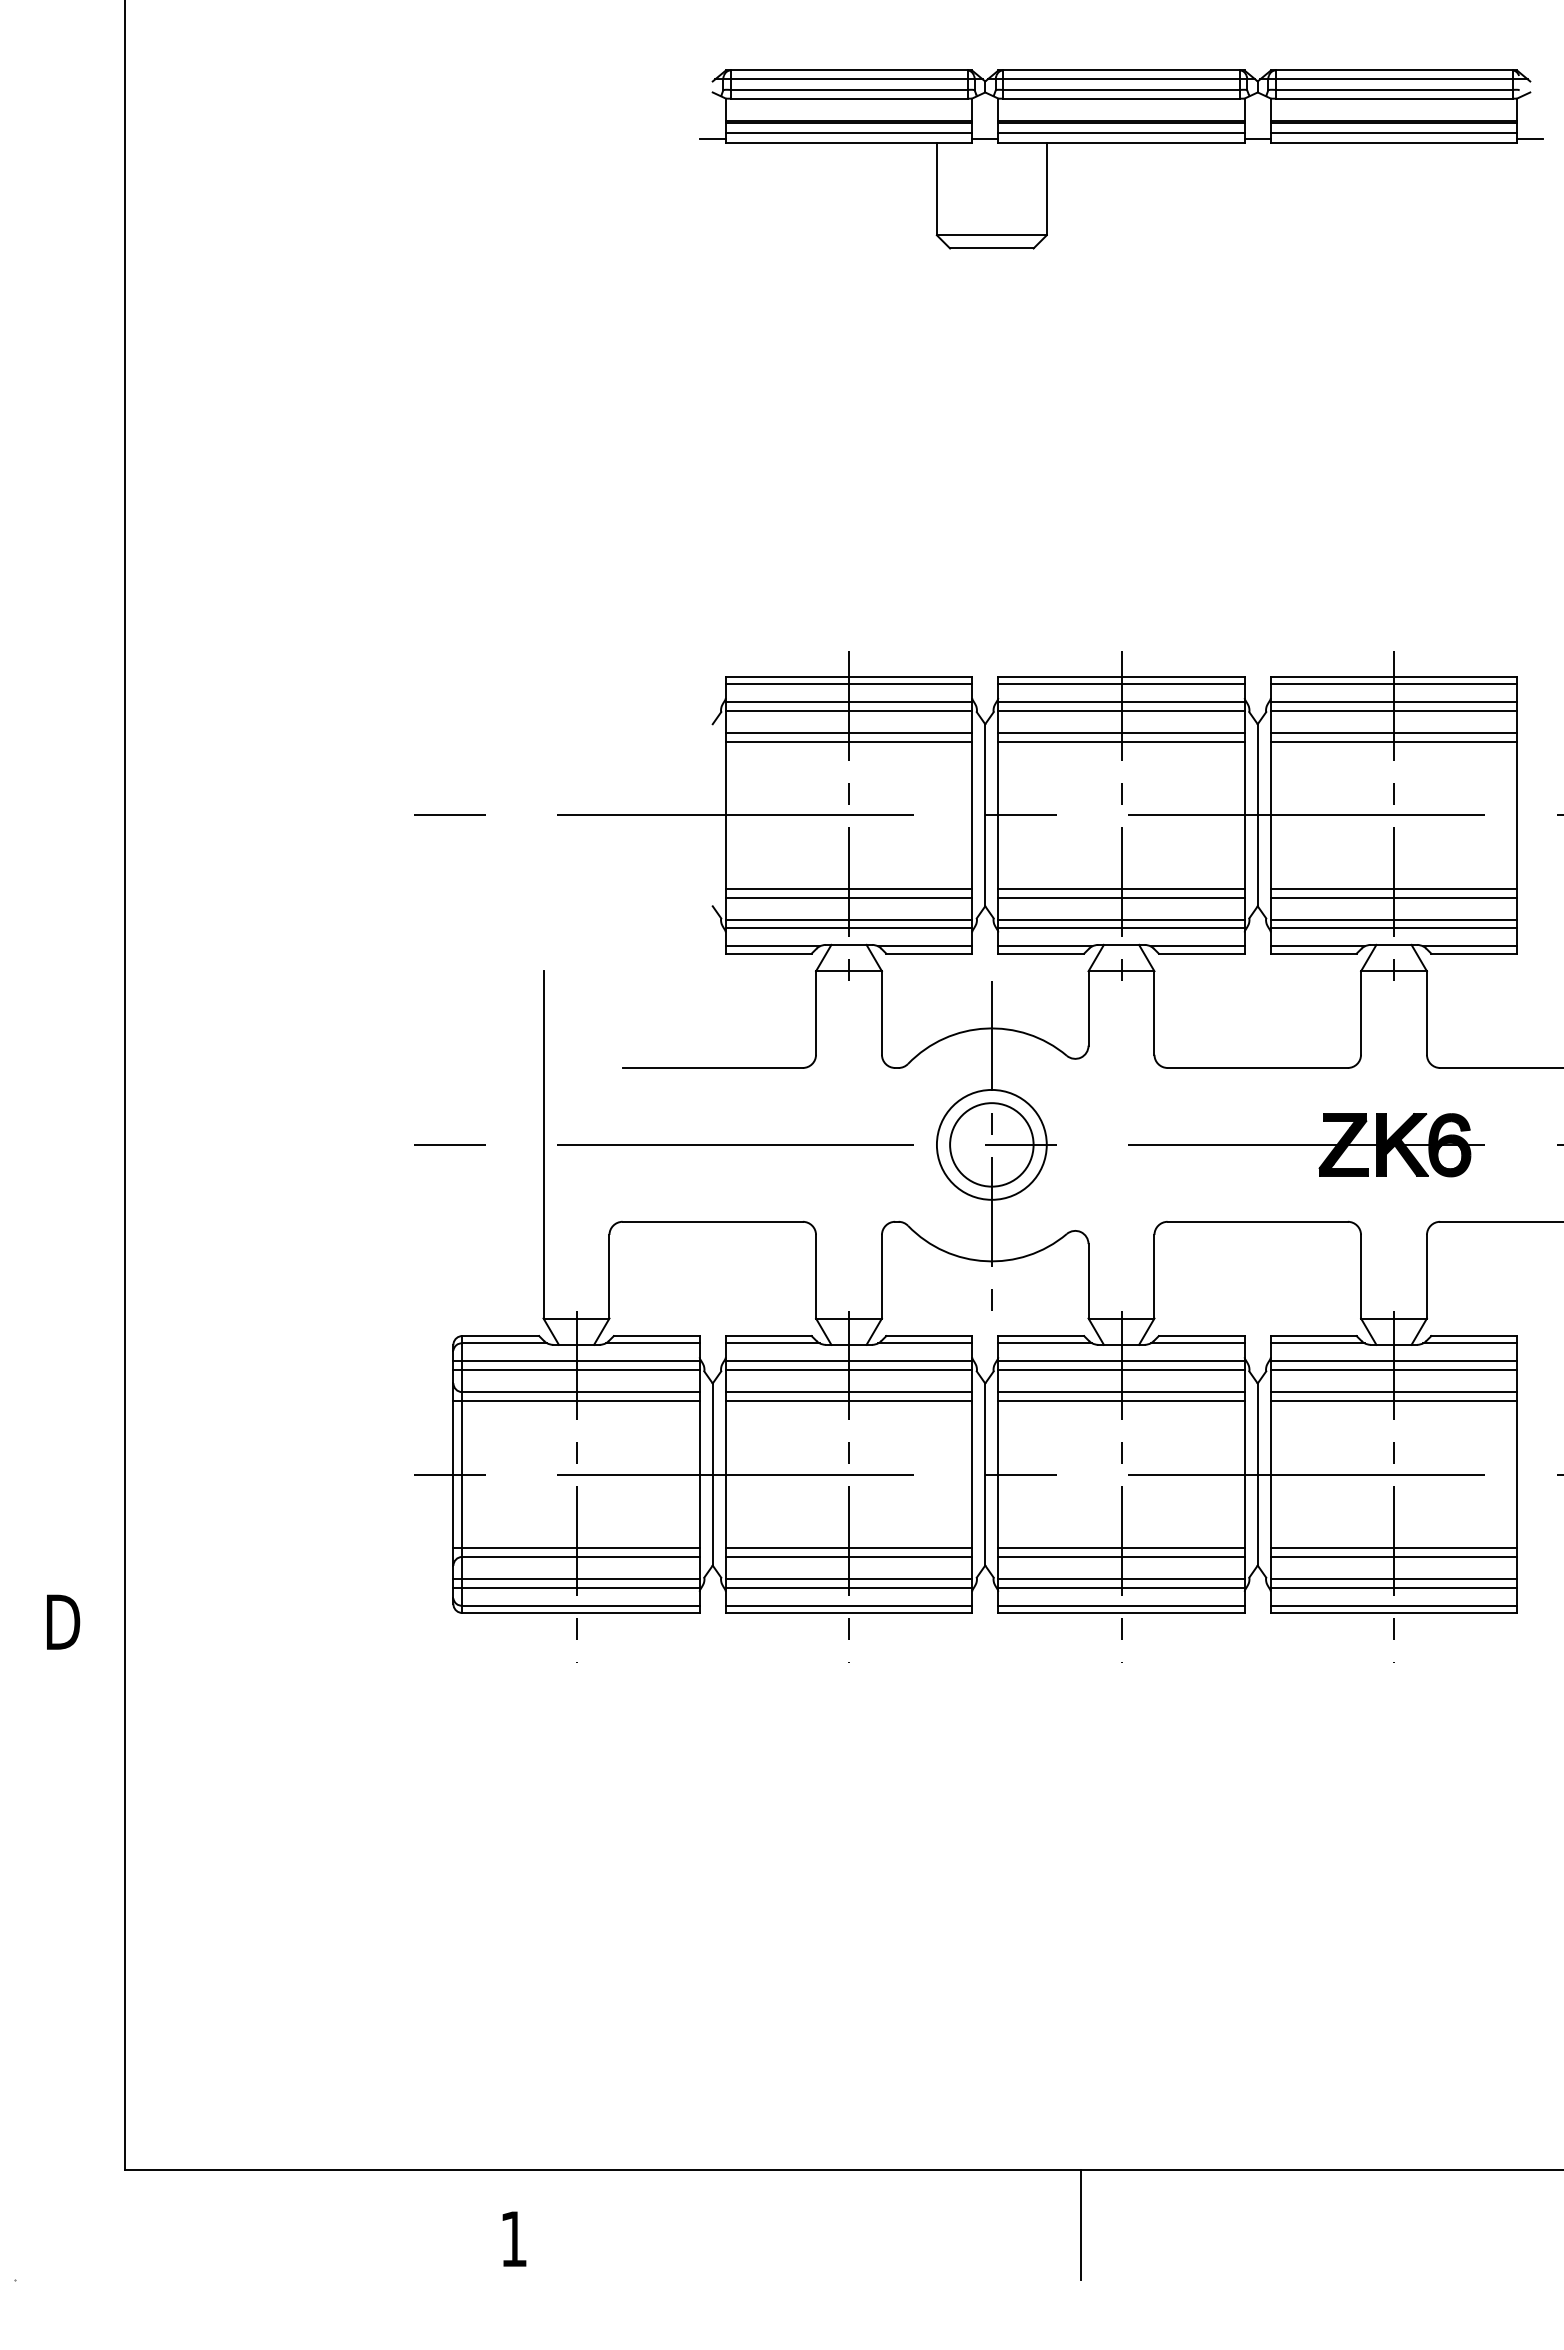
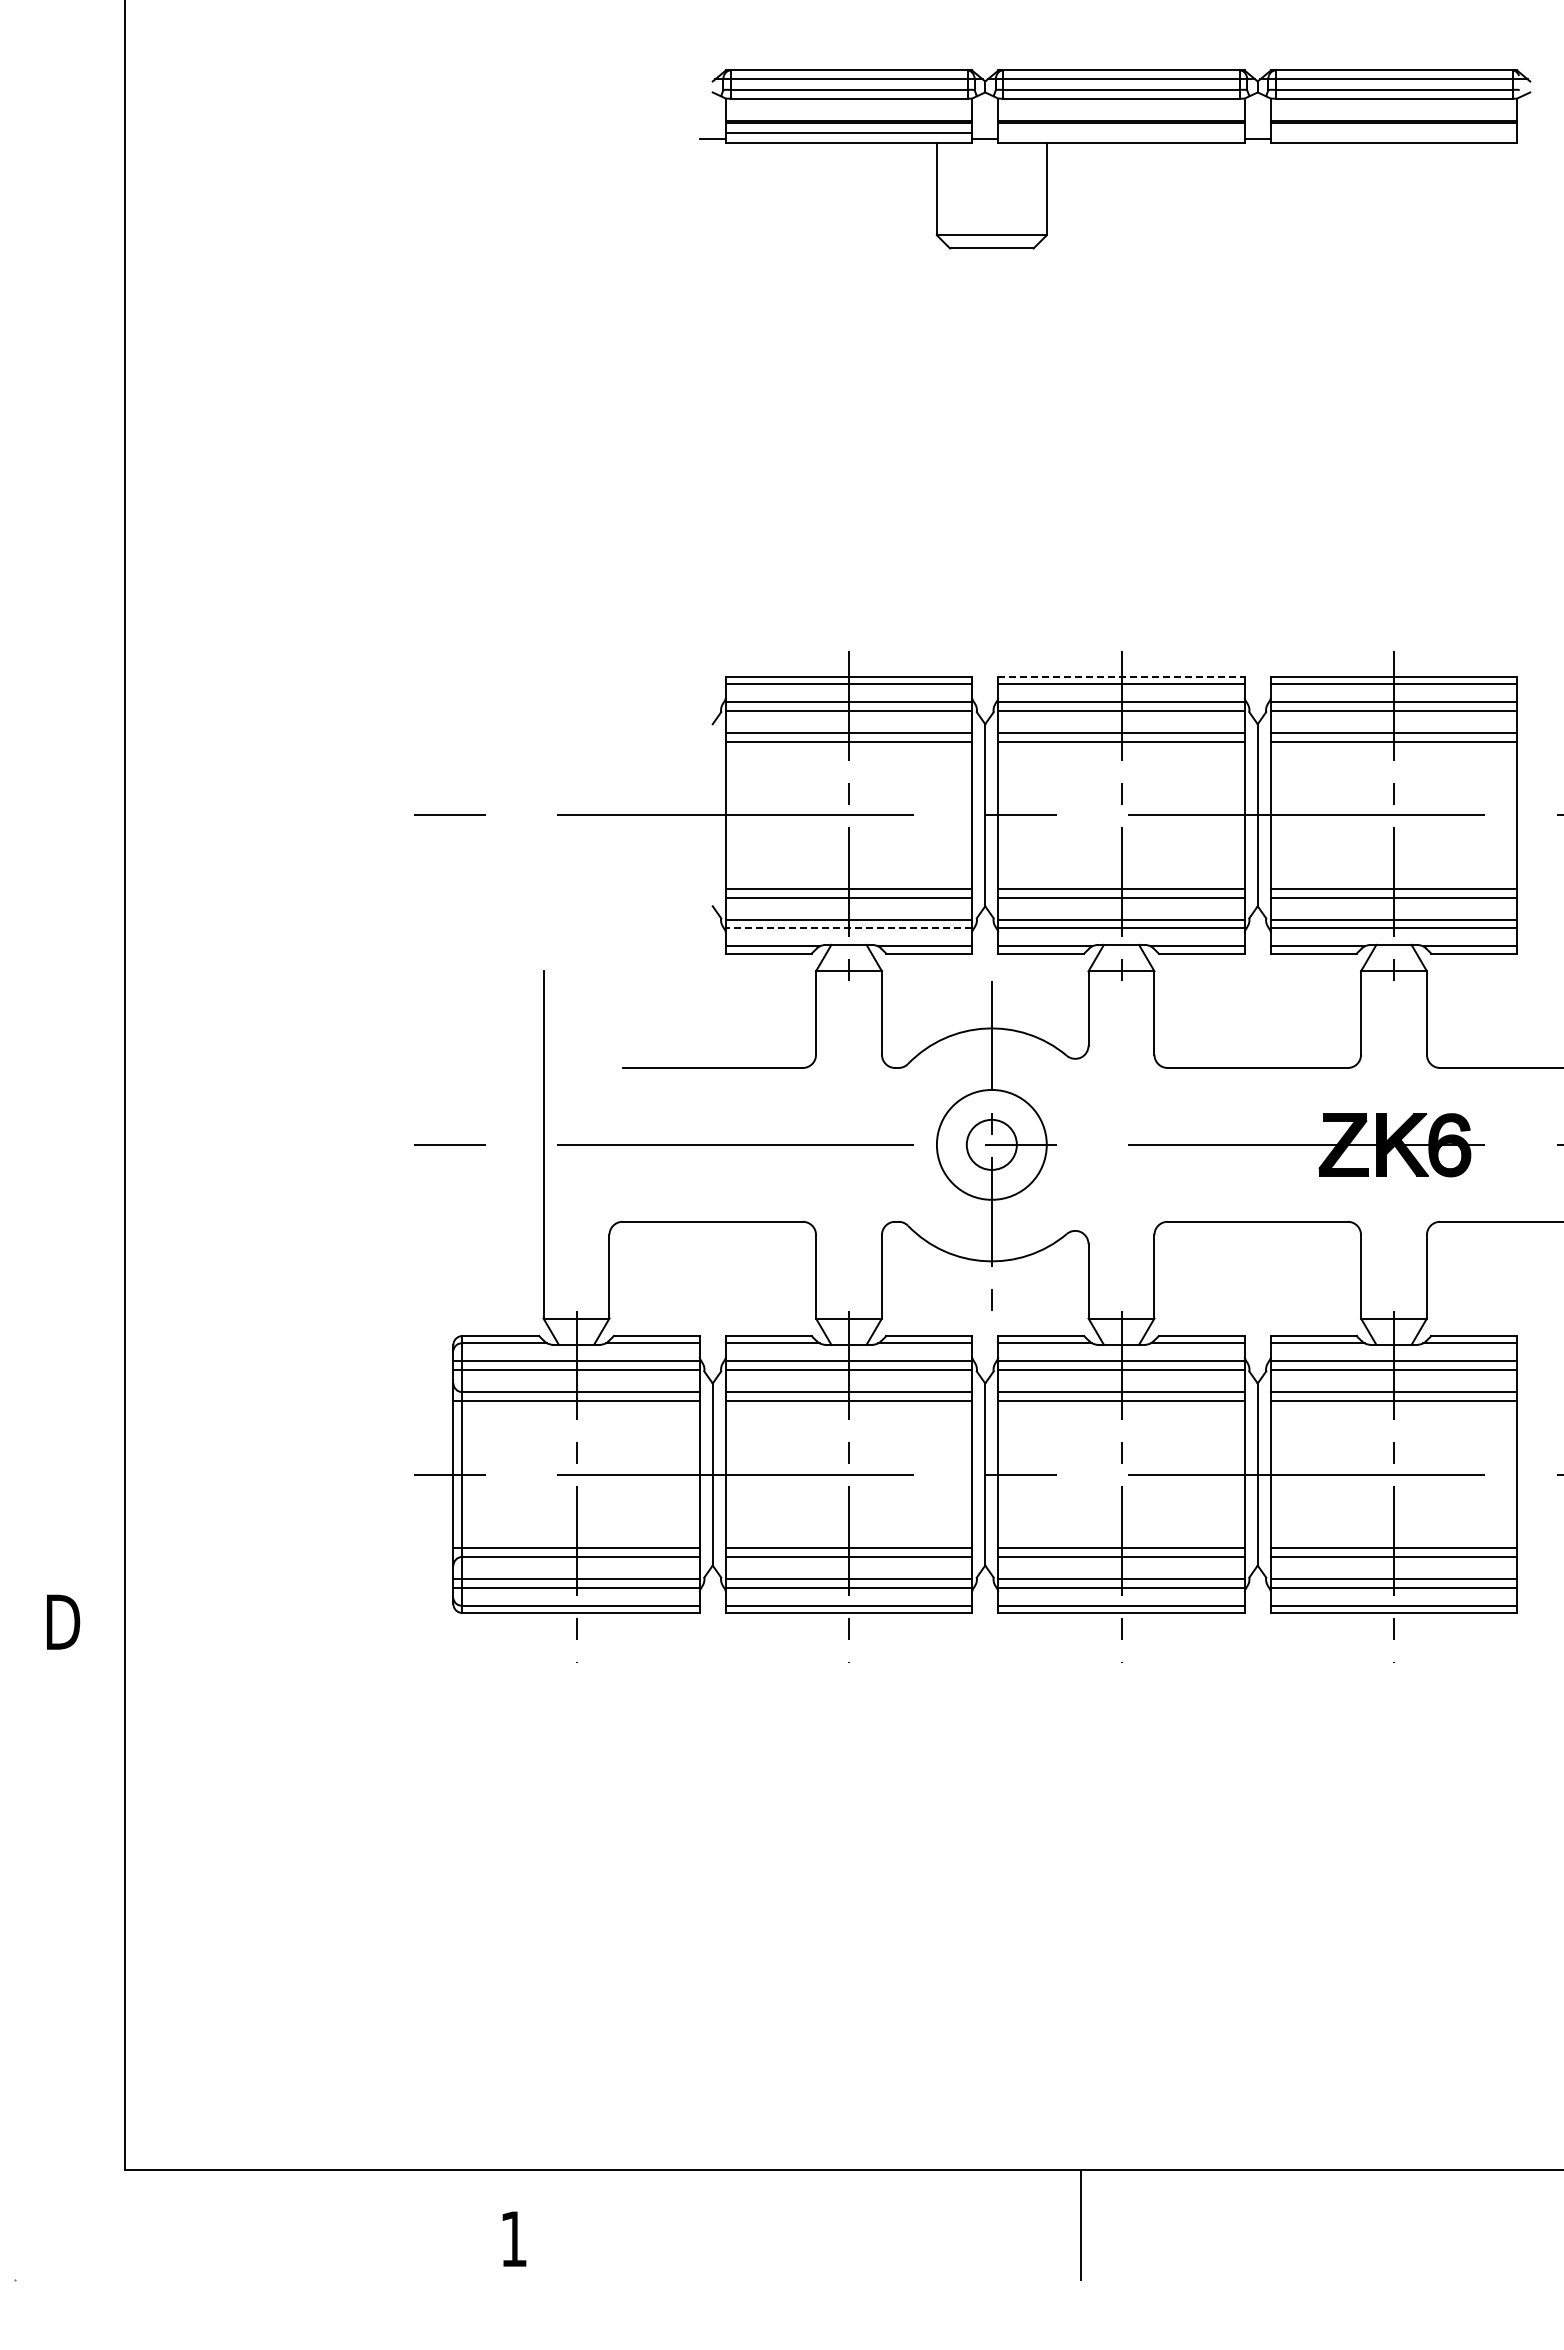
line: present -> none (1121, 133)
line: present -> none (1393, 133)
line: present -> none (1530, 138)
line: solid -> dashed (1122, 676)
line: solid -> dashed (848, 928)
circle diameter: 84 px -> 50 px (991, 1144)
